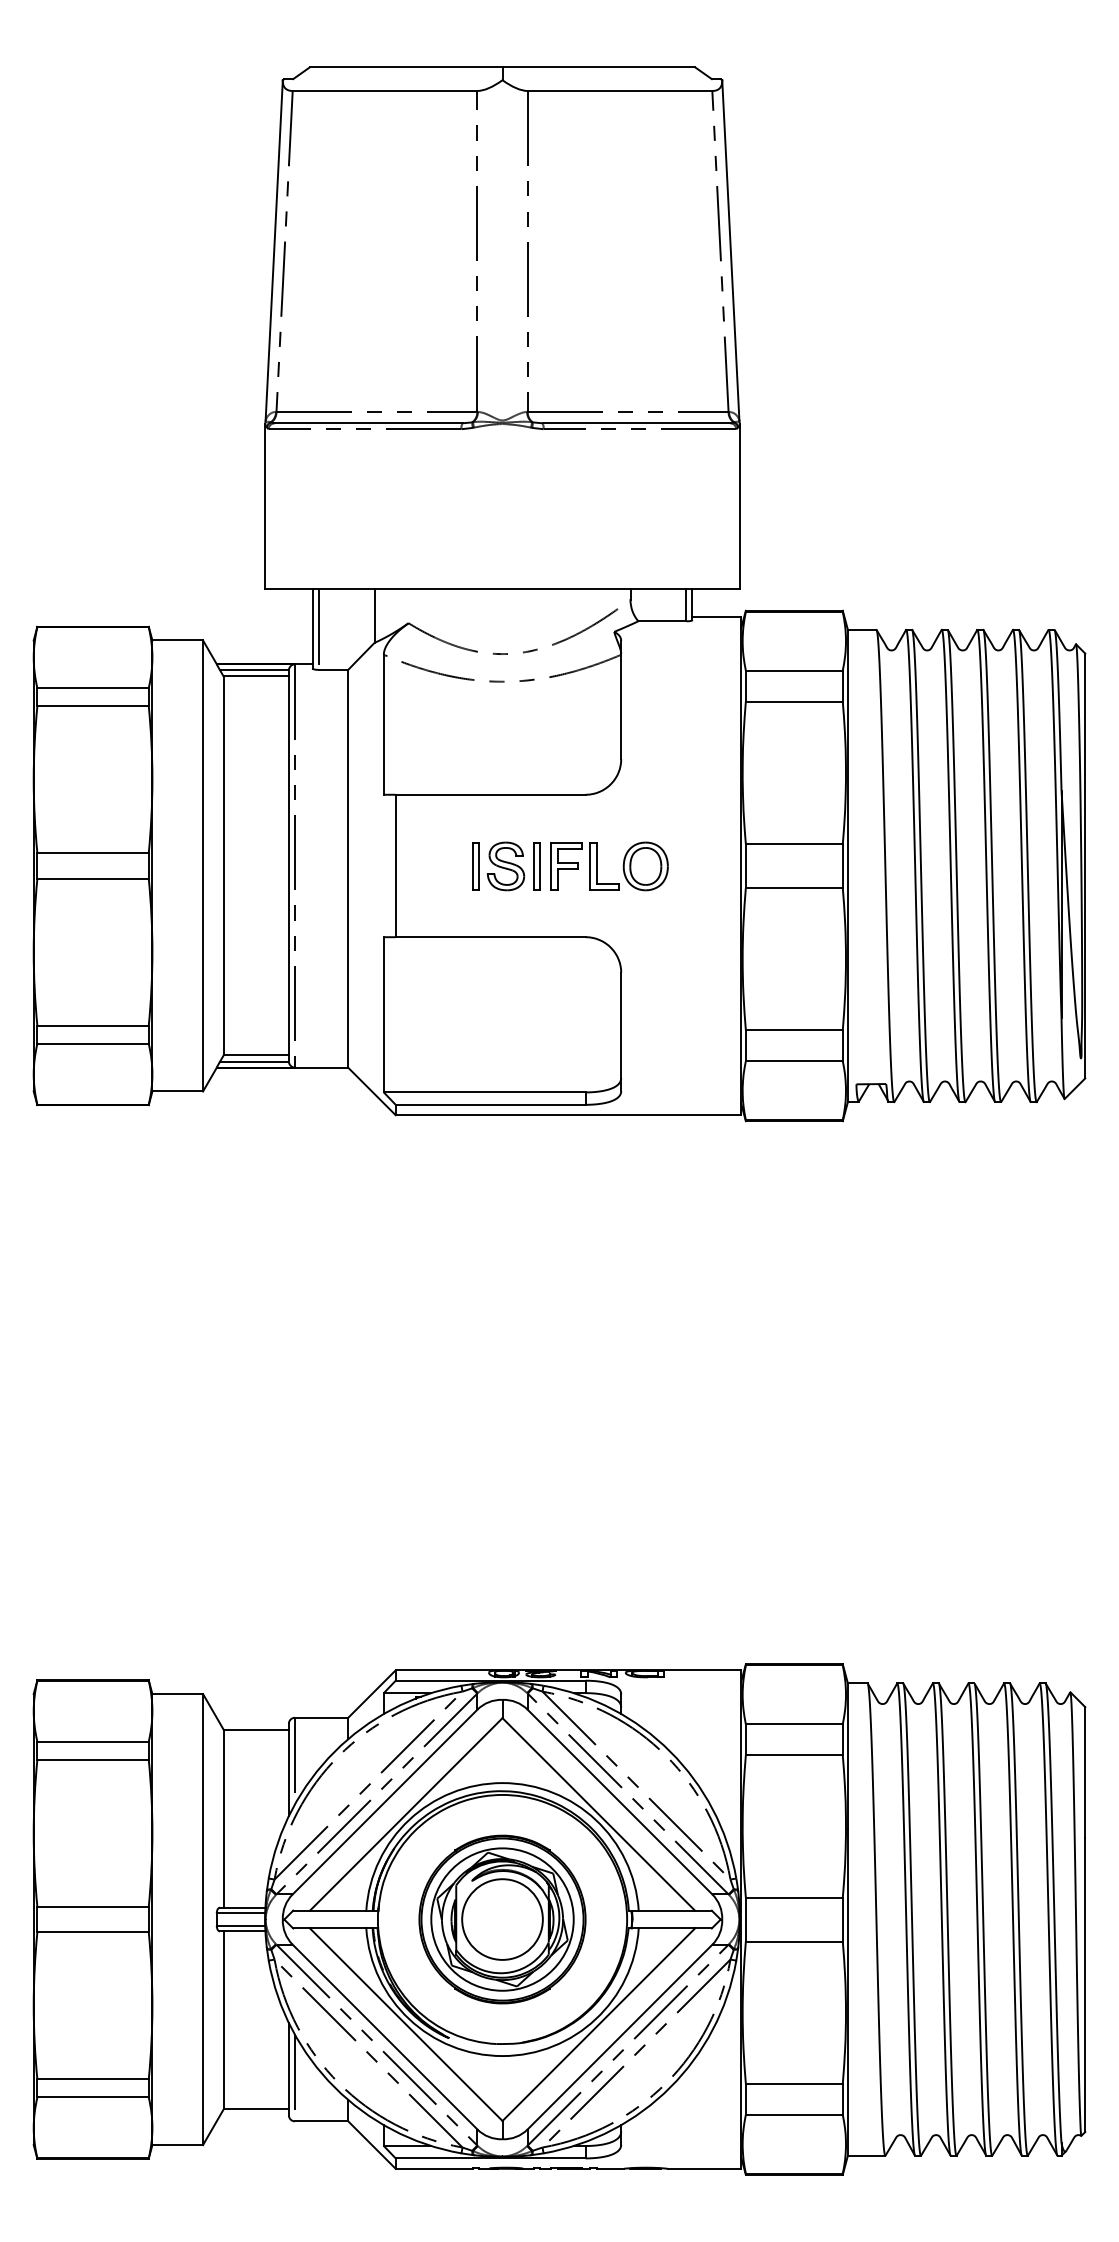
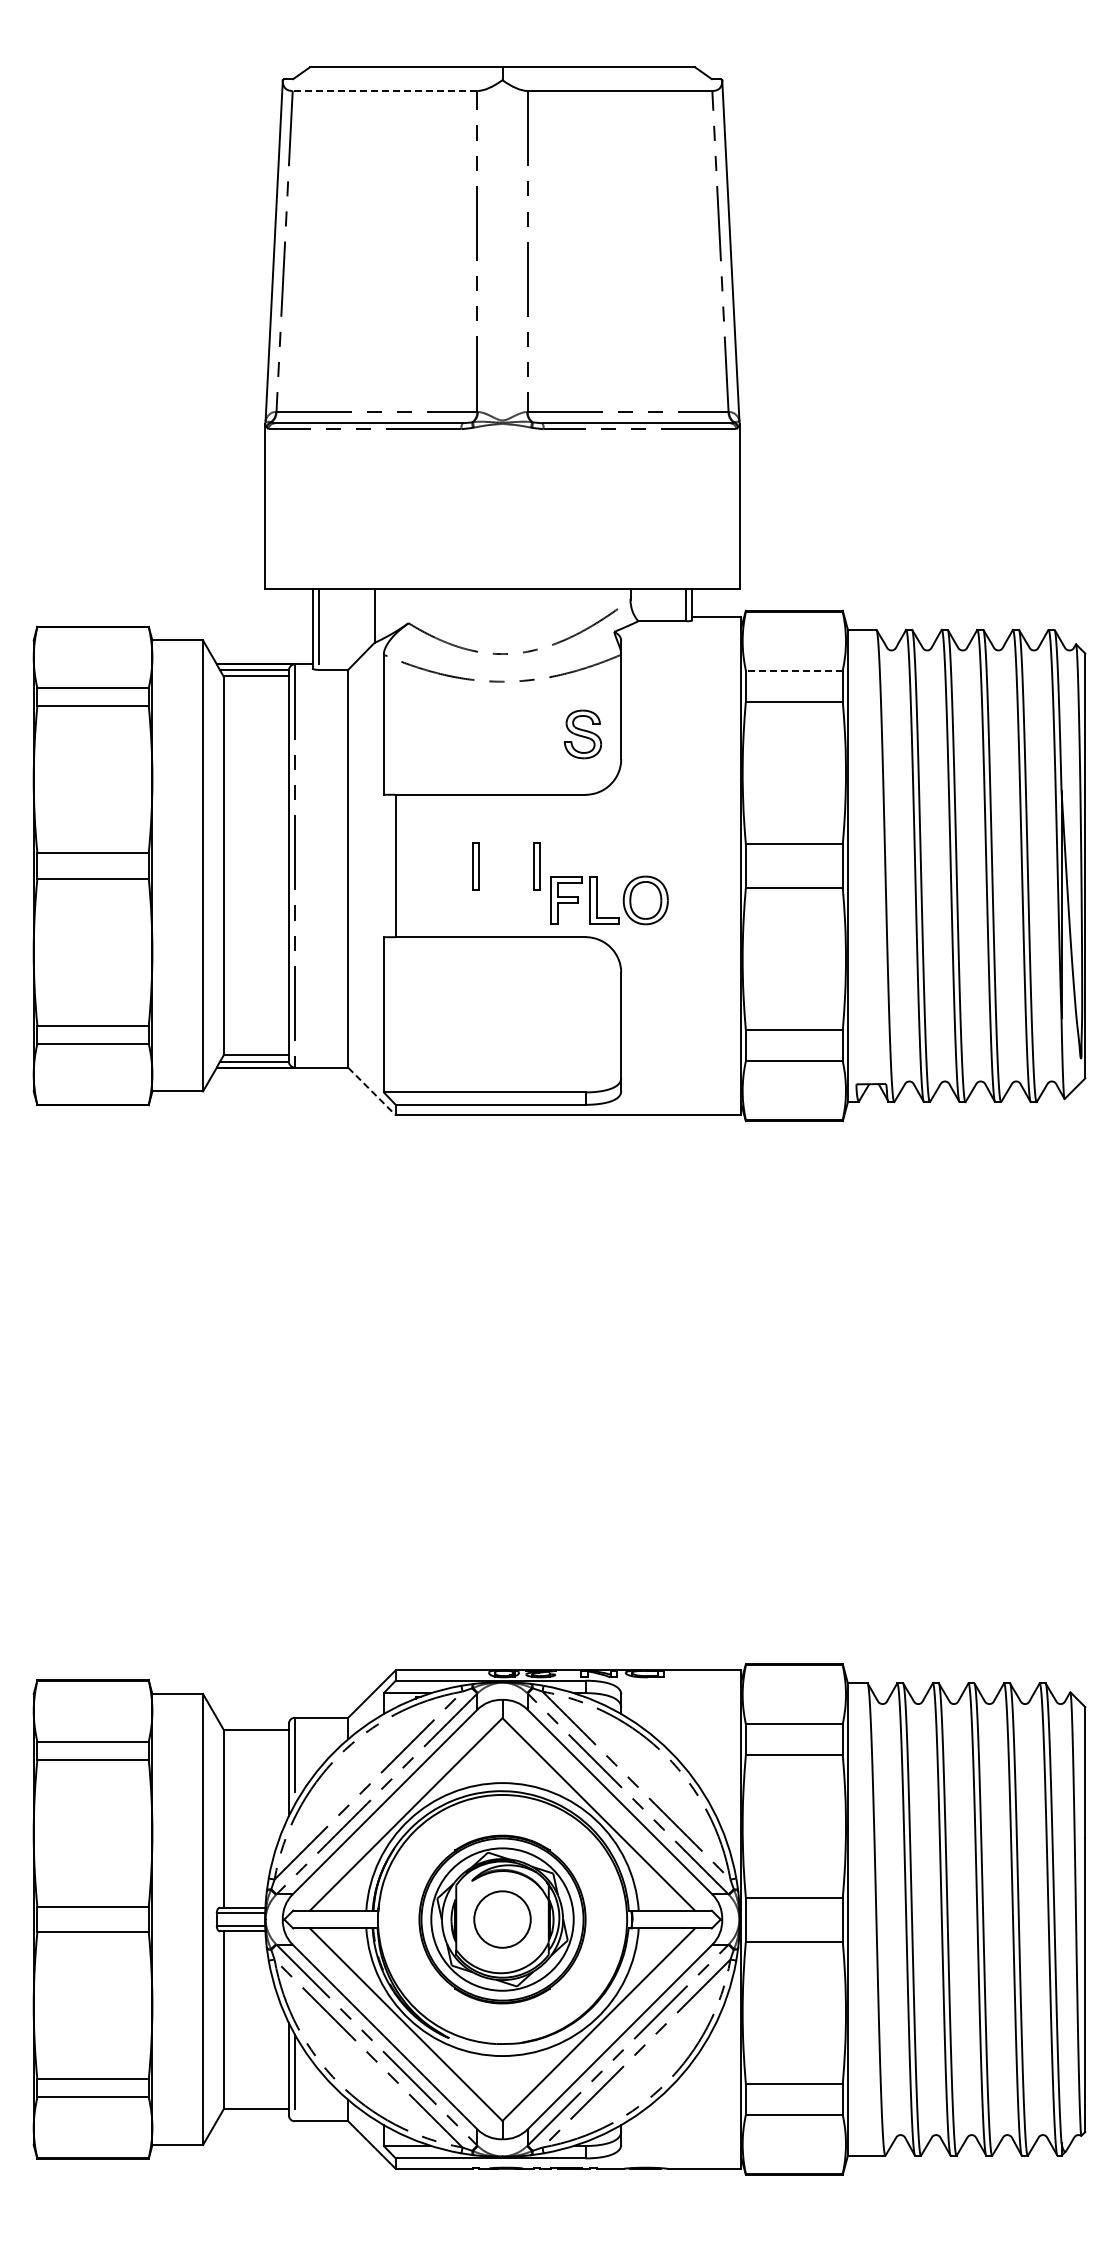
line: solid -> dashed (384, 90)
line: solid -> dashed (793, 670)
part position: (506, 866) -> (583, 734) (583, 734)
part position: (597, 866) -> (597, 900) (597, 900)
line: solid -> dashed (371, 1091)
circle diameter: 81 px -> 56 px (502, 1919)
